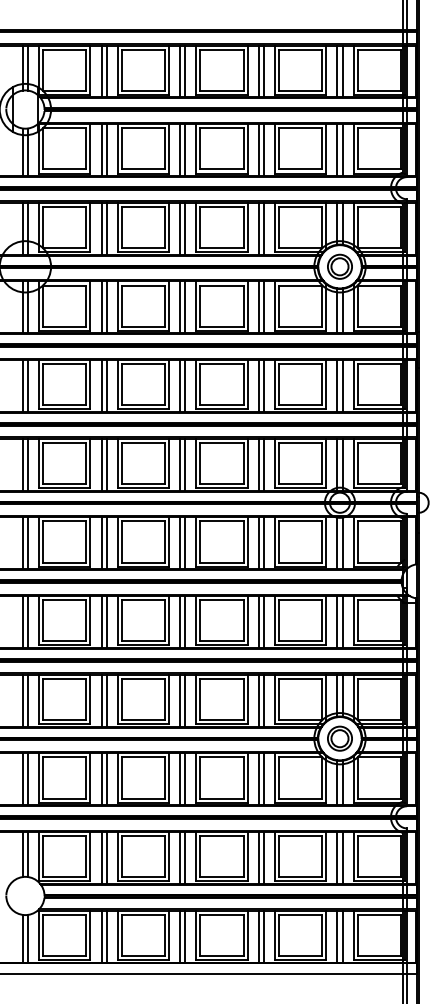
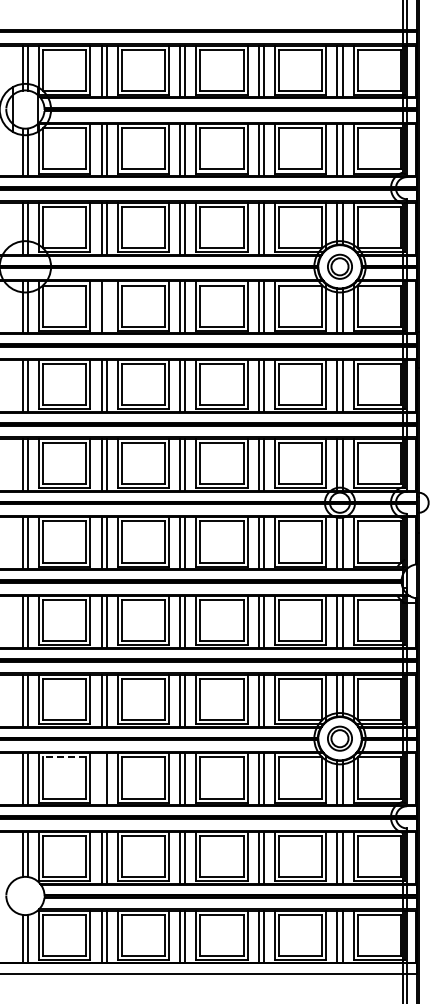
line: present -> none (106, 307)
line: solid -> dashed (64, 757)
line: present -> none (101, 779)
